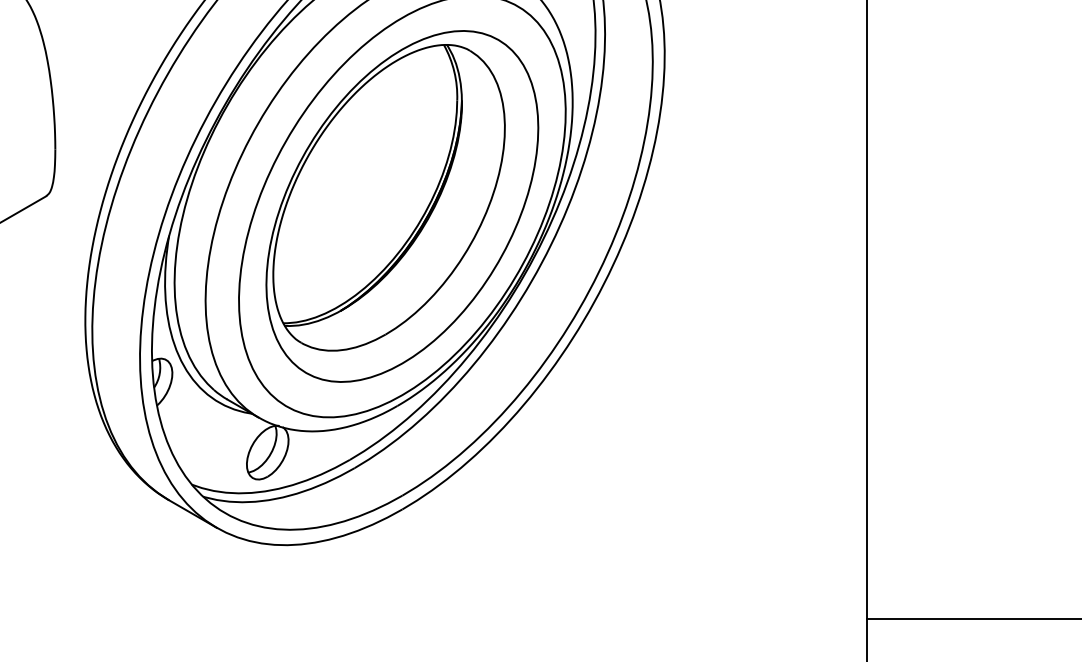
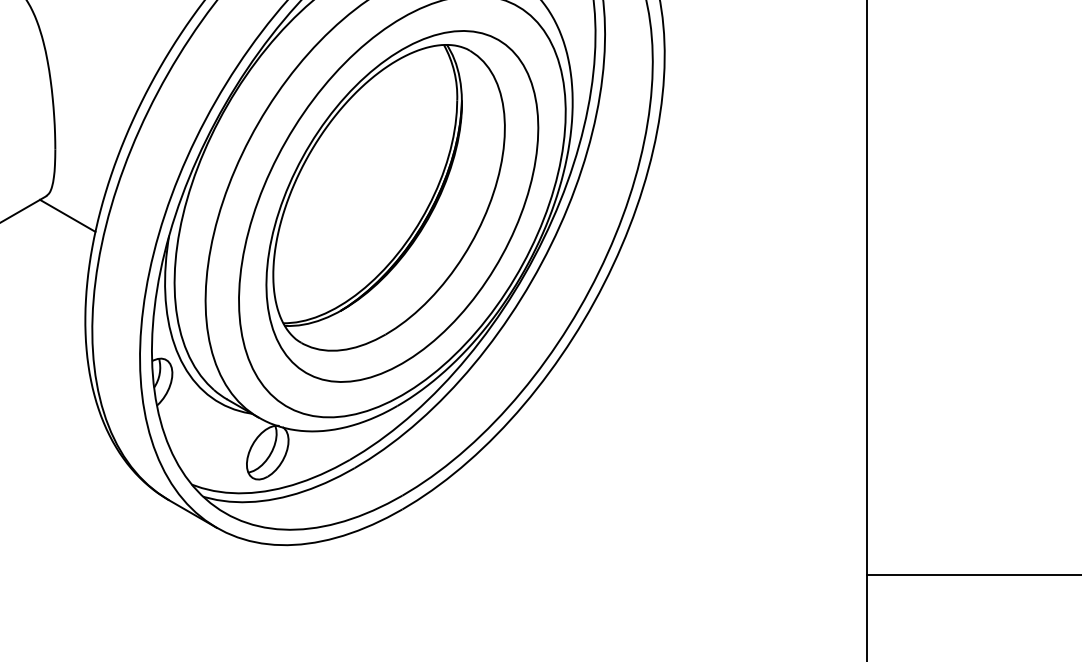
line: none -> present (67, 215)
line position: (972, 618) -> (972, 574) (972, 574)
